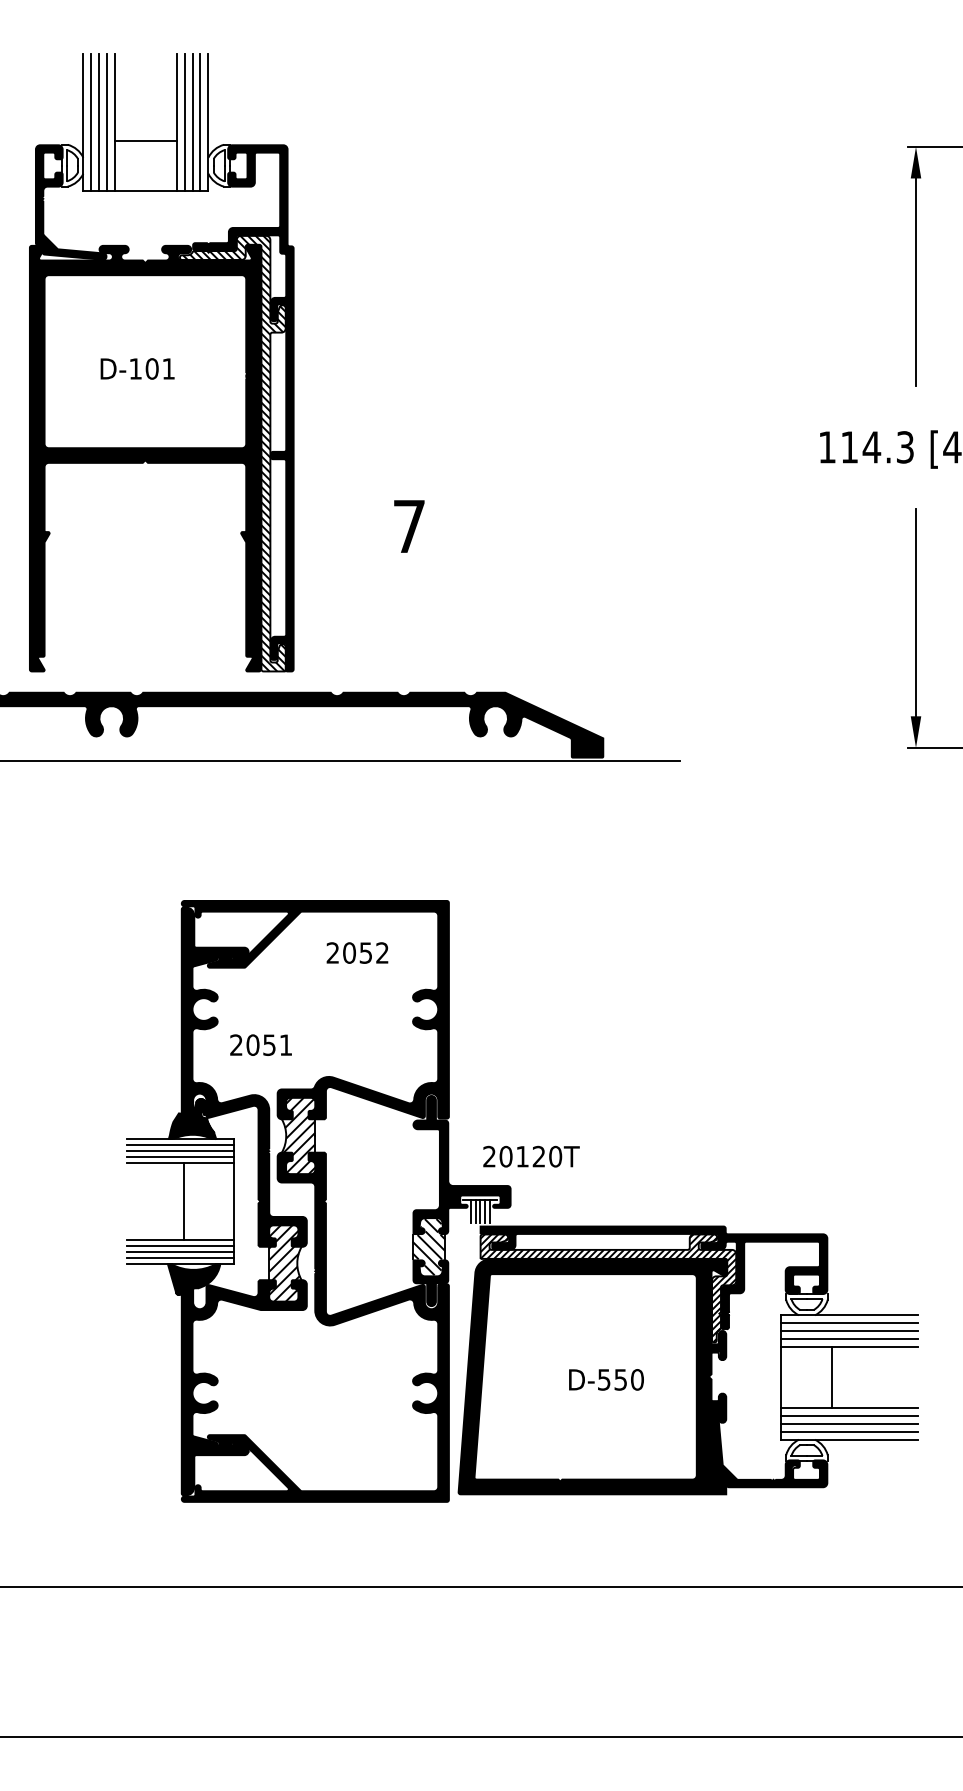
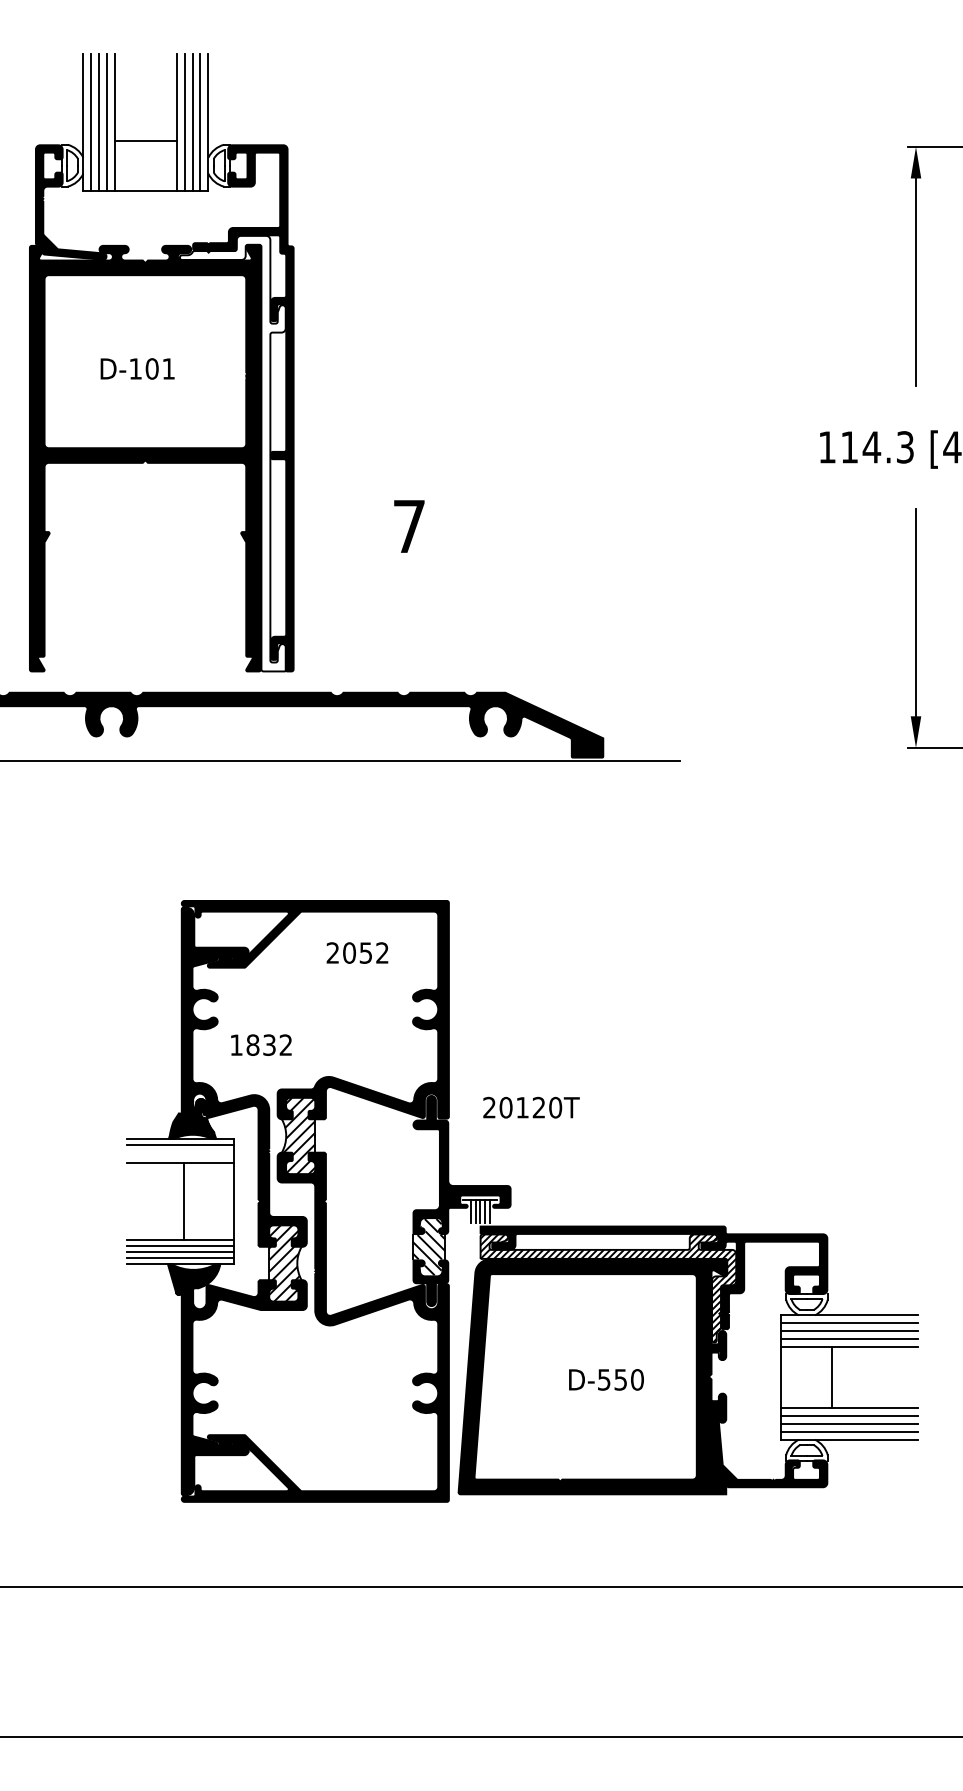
hatch: present -> none (234, 453)
text: 2051 -> 1832 (260, 1044)
line: present -> none (180, 1151)
text position: (531, 1156) -> (531, 1107) (531, 1107)
line: present -> none (180, 1157)
